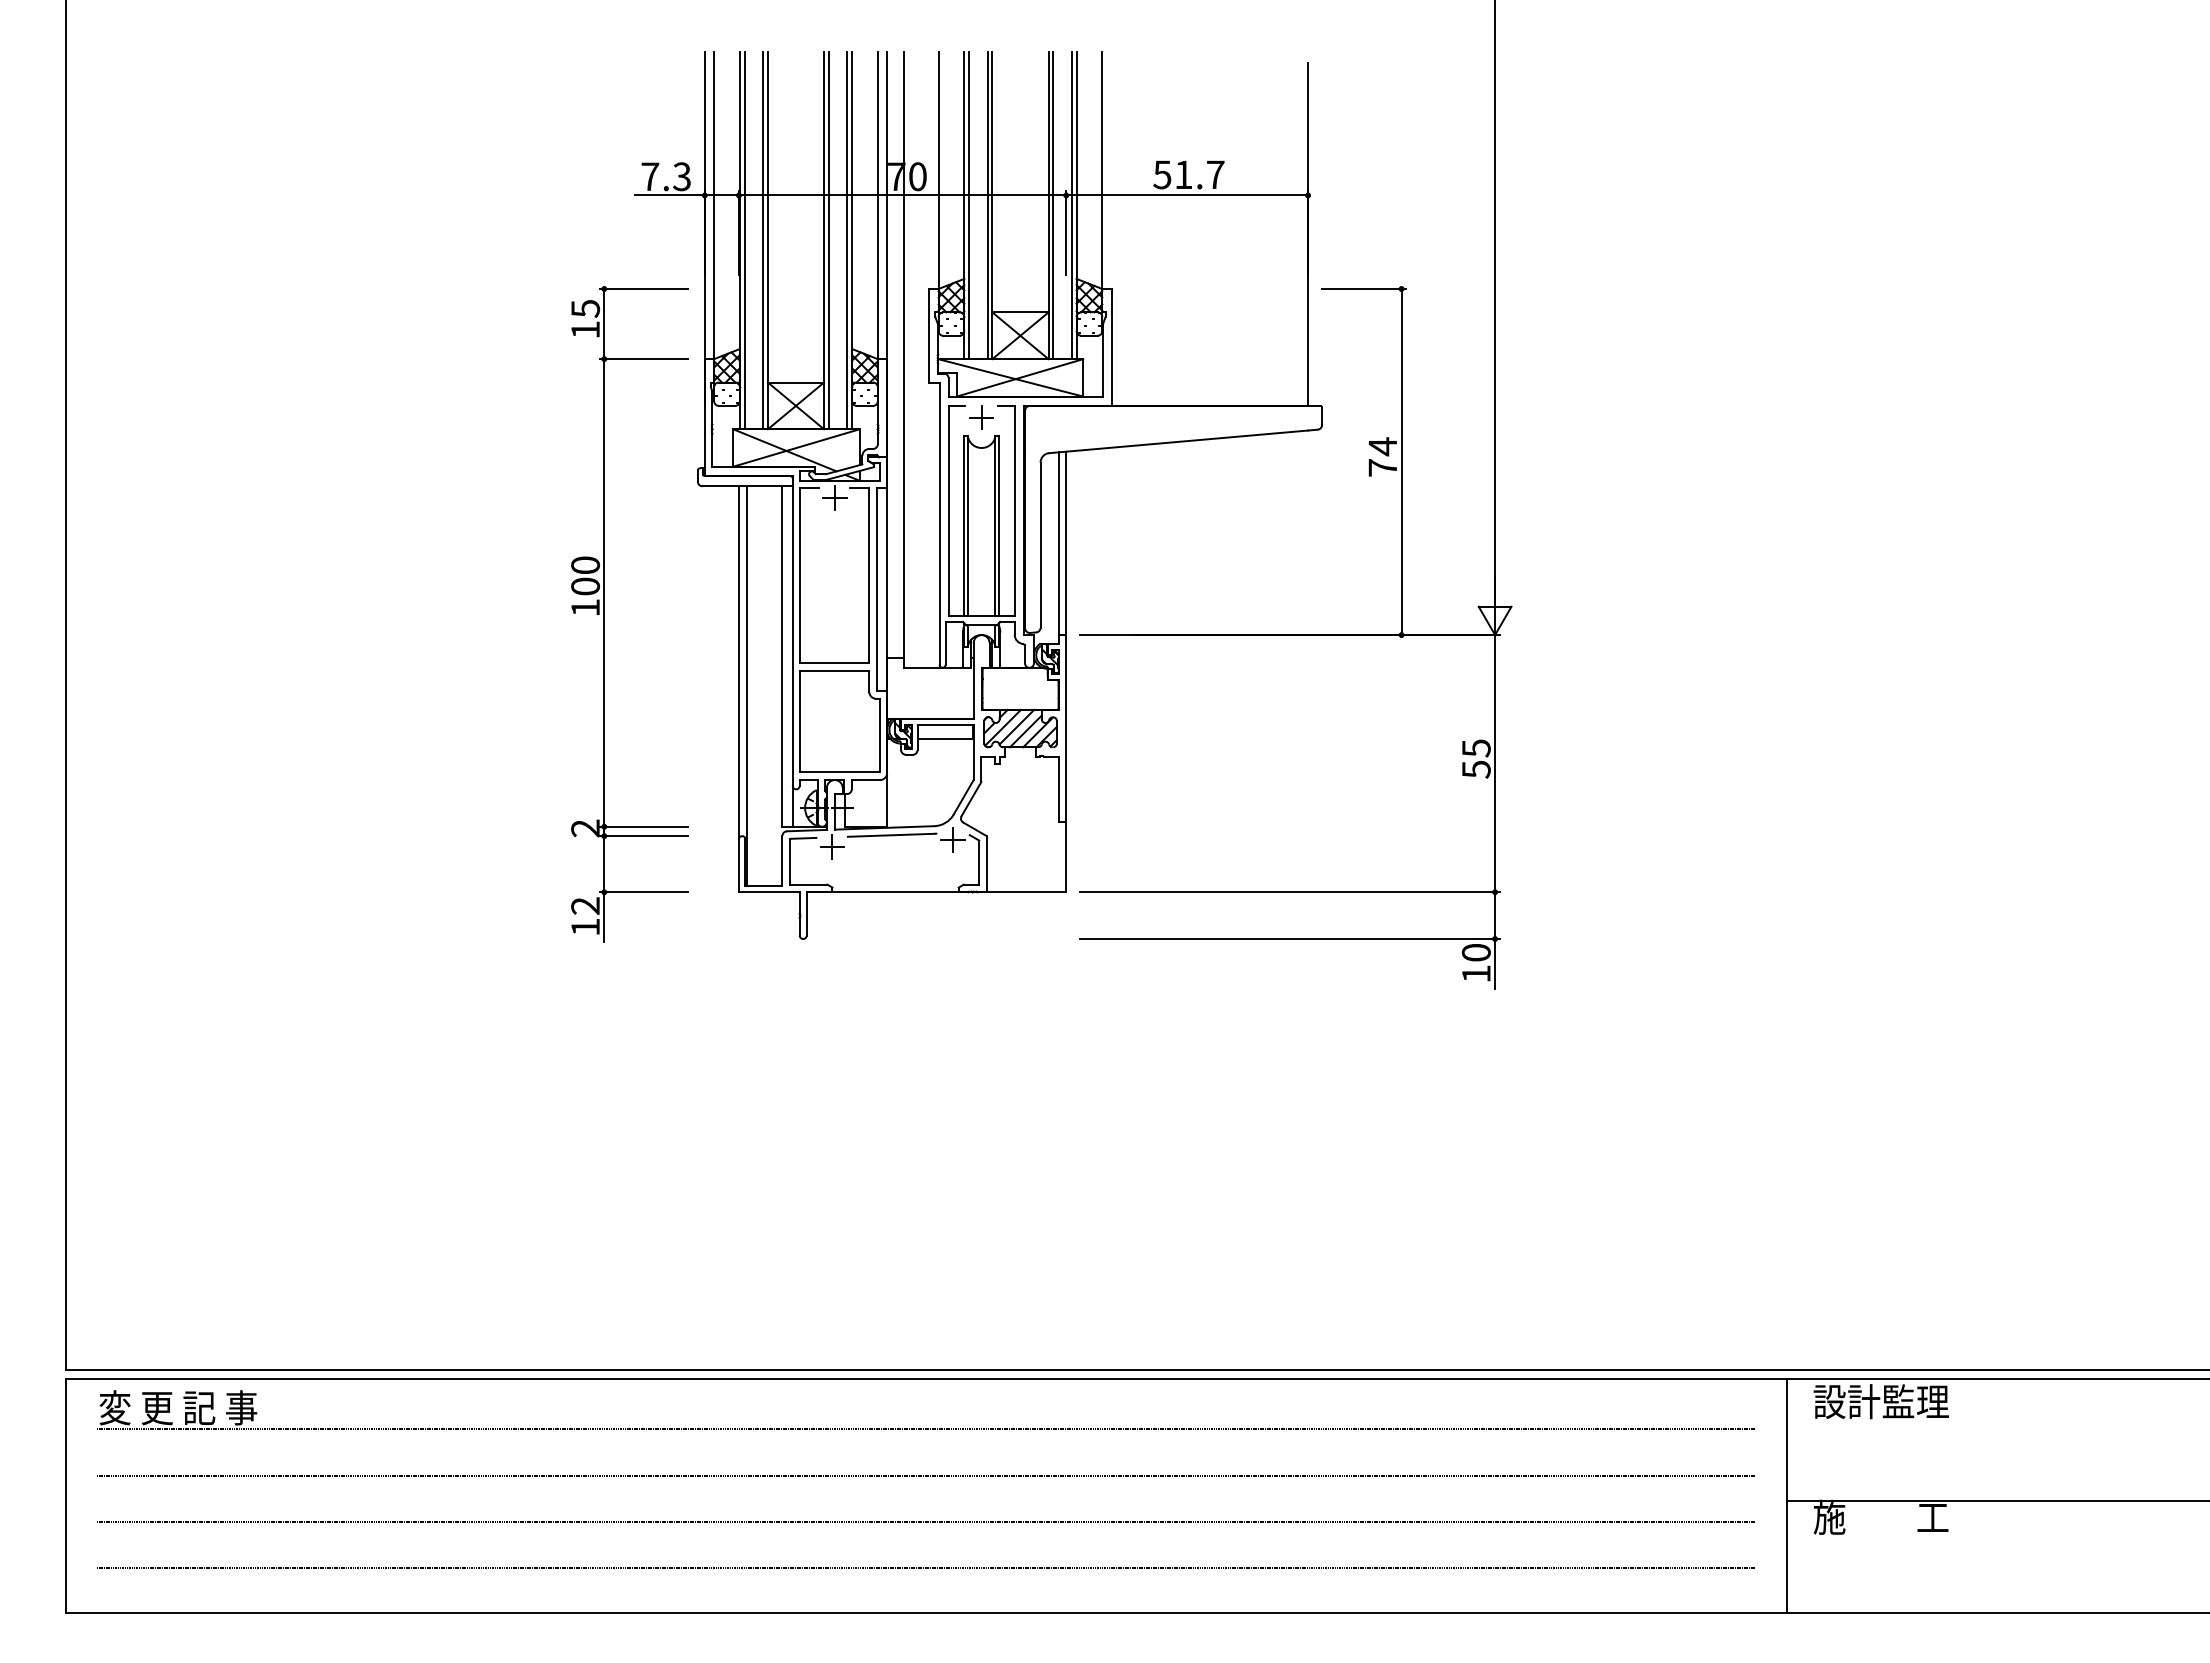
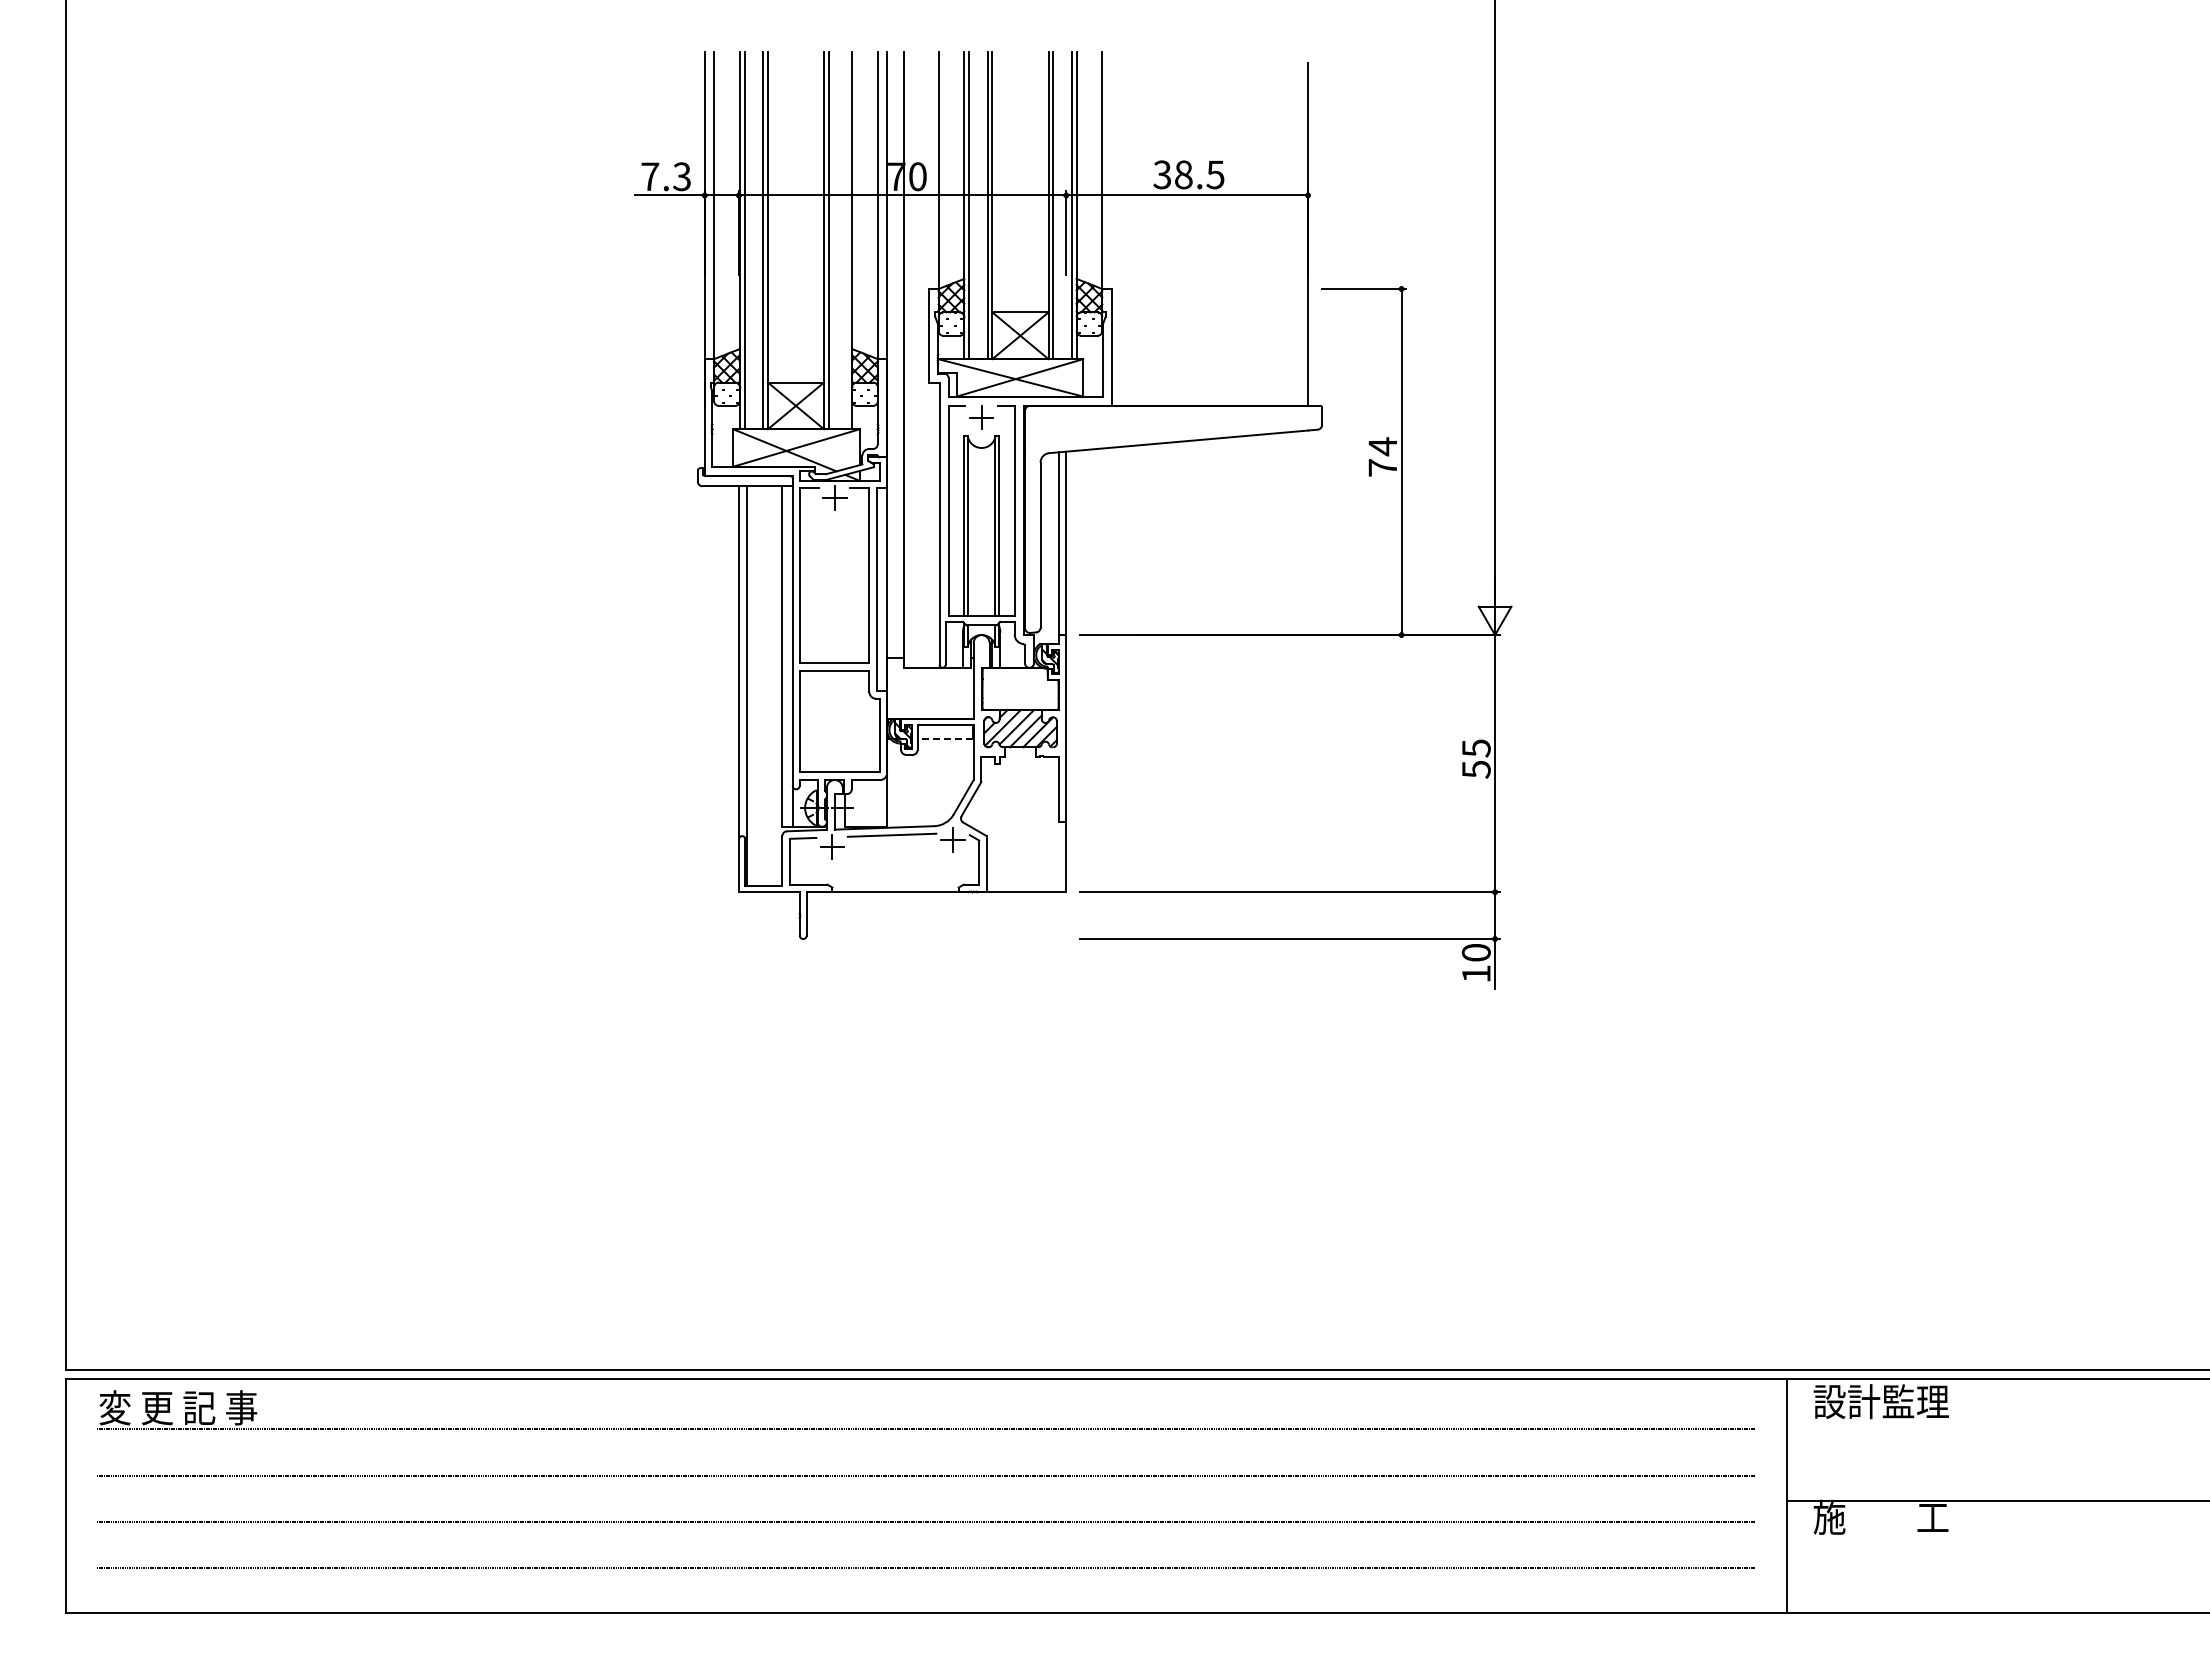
text: 51.7 -> 38.5 (1189, 174)
line: present -> none (847, 240)
part: present -> none (604, 614)
line: solid -> dashed (945, 739)
